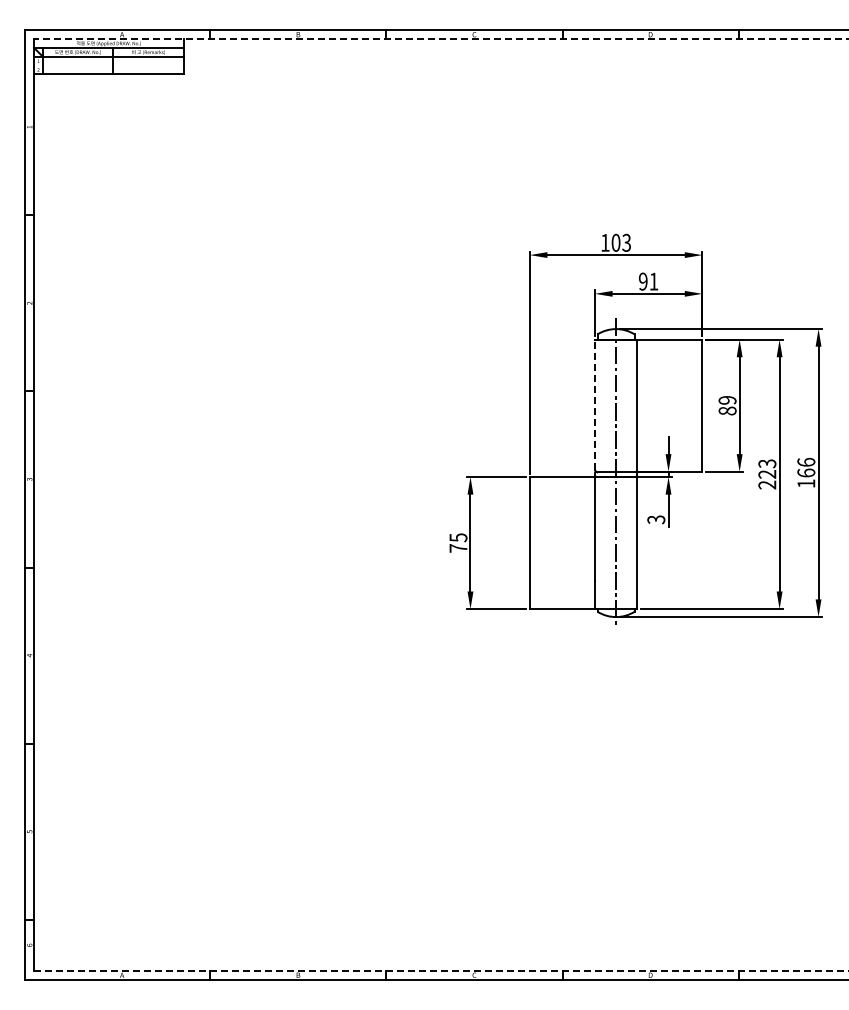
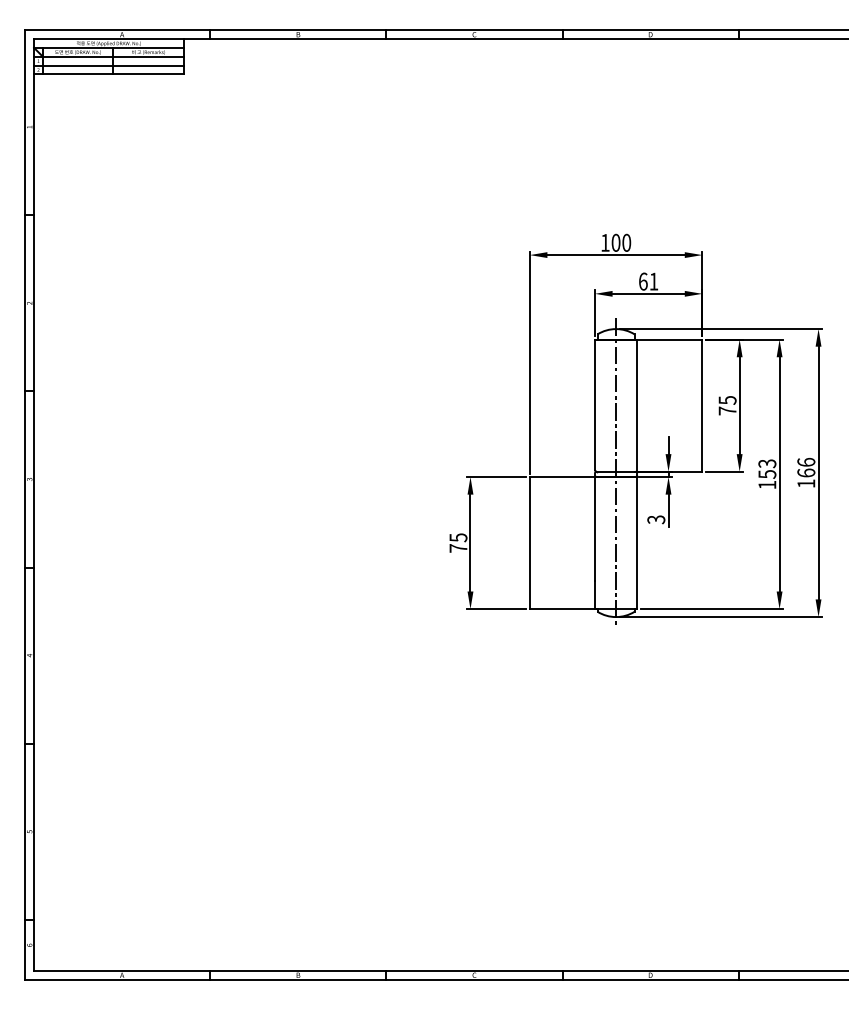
line: dashed -> solid (440, 39)
line: none -> present (108, 65)
text: 103 -> 100 (626, 242)
text: 91 -> 61 (642, 281)
line: dashed -> solid (594, 404)
text: 89 -> 75 (727, 405)
text: 223 -> 153 (767, 479)
line: dashed -> solid (441, 970)
